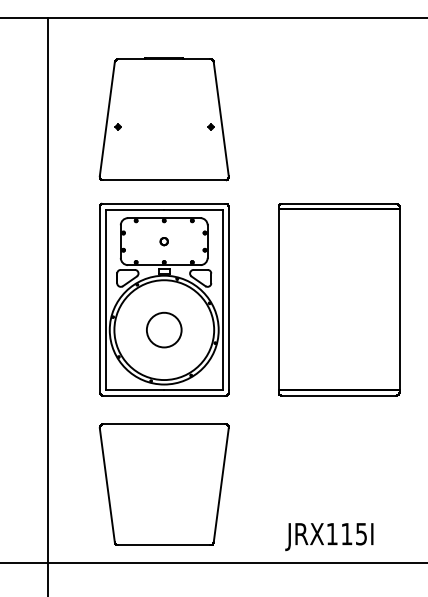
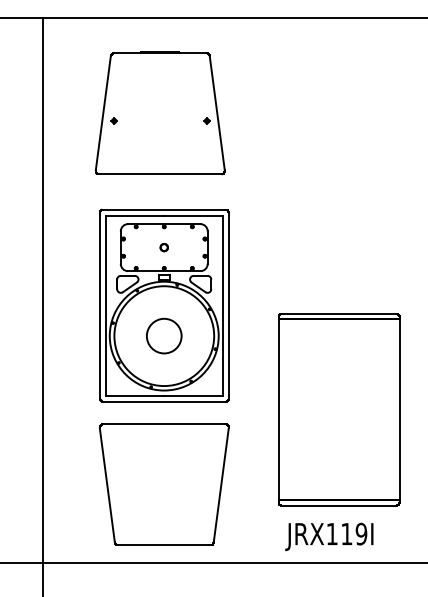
part position: (163, 119) -> (159, 113) (159, 113)
part position: (164, 299) -> (164, 305) (164, 305)
part position: (339, 299) -> (339, 409) (339, 409)
line position: (48, 305) -> (43, 305) (43, 305)
text: JRX115I -> JRX119I (361, 533)
